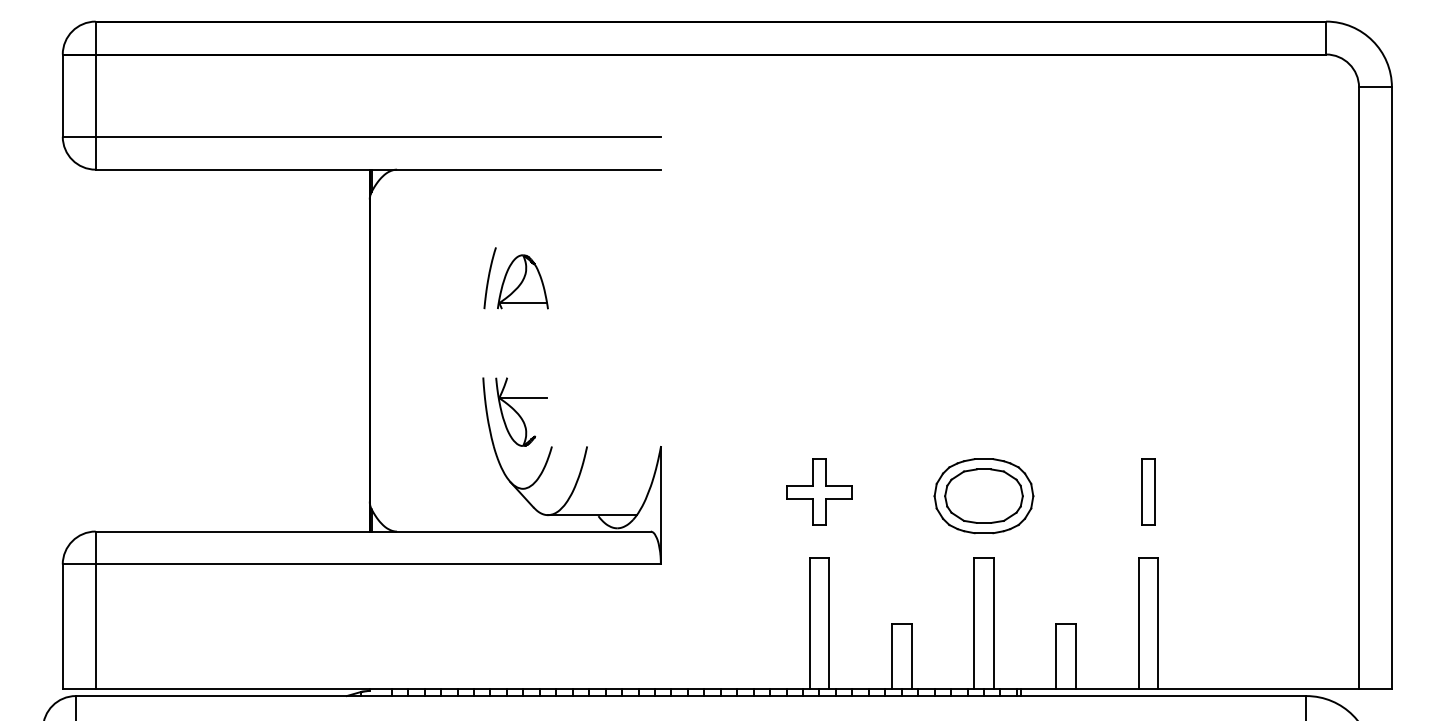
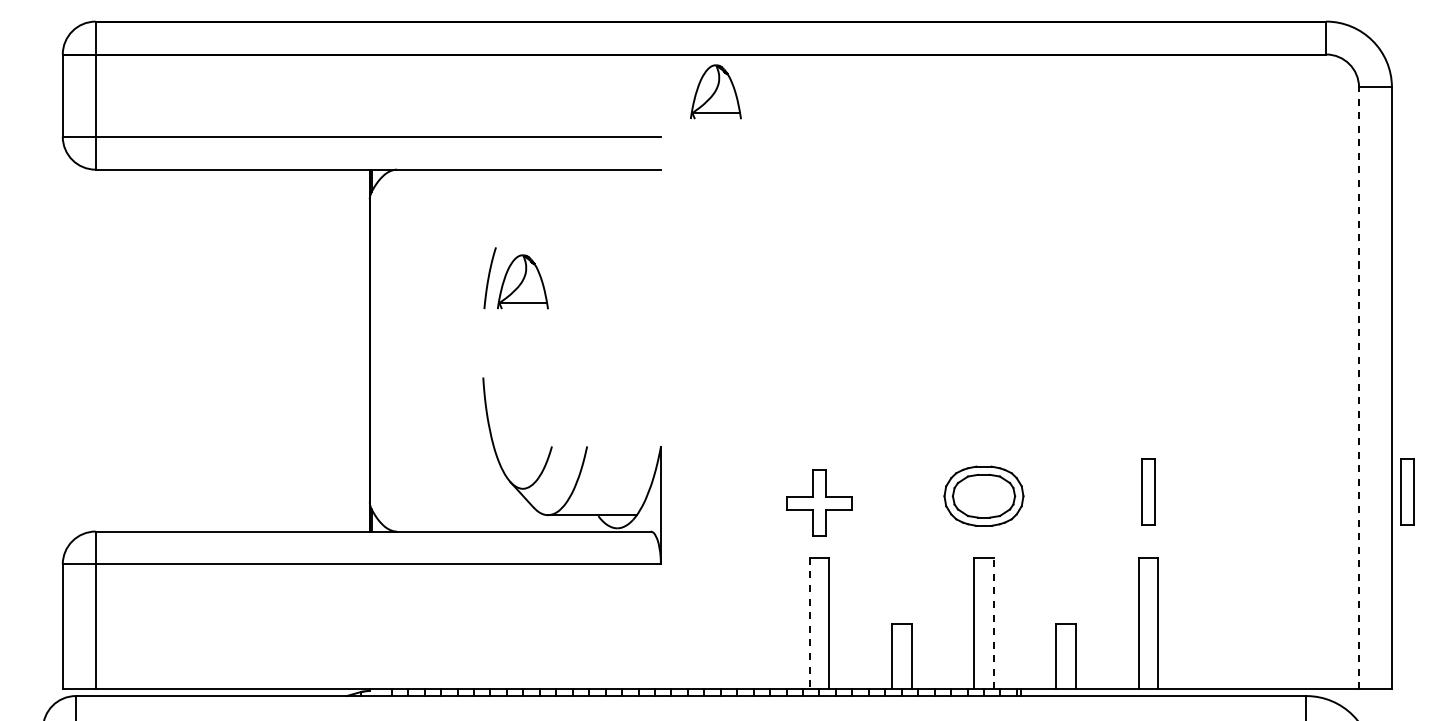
part: none -> present (715, 91)
line: solid -> dashed (1359, 387)
part: present -> none (521, 411)
part position: (819, 491) -> (819, 502) (819, 502)
part: none -> present (1407, 491)
part size: 102x77 px -> 82x62 px (983, 495)
line: solid -> dashed (809, 623)
line: solid -> dashed (993, 623)
